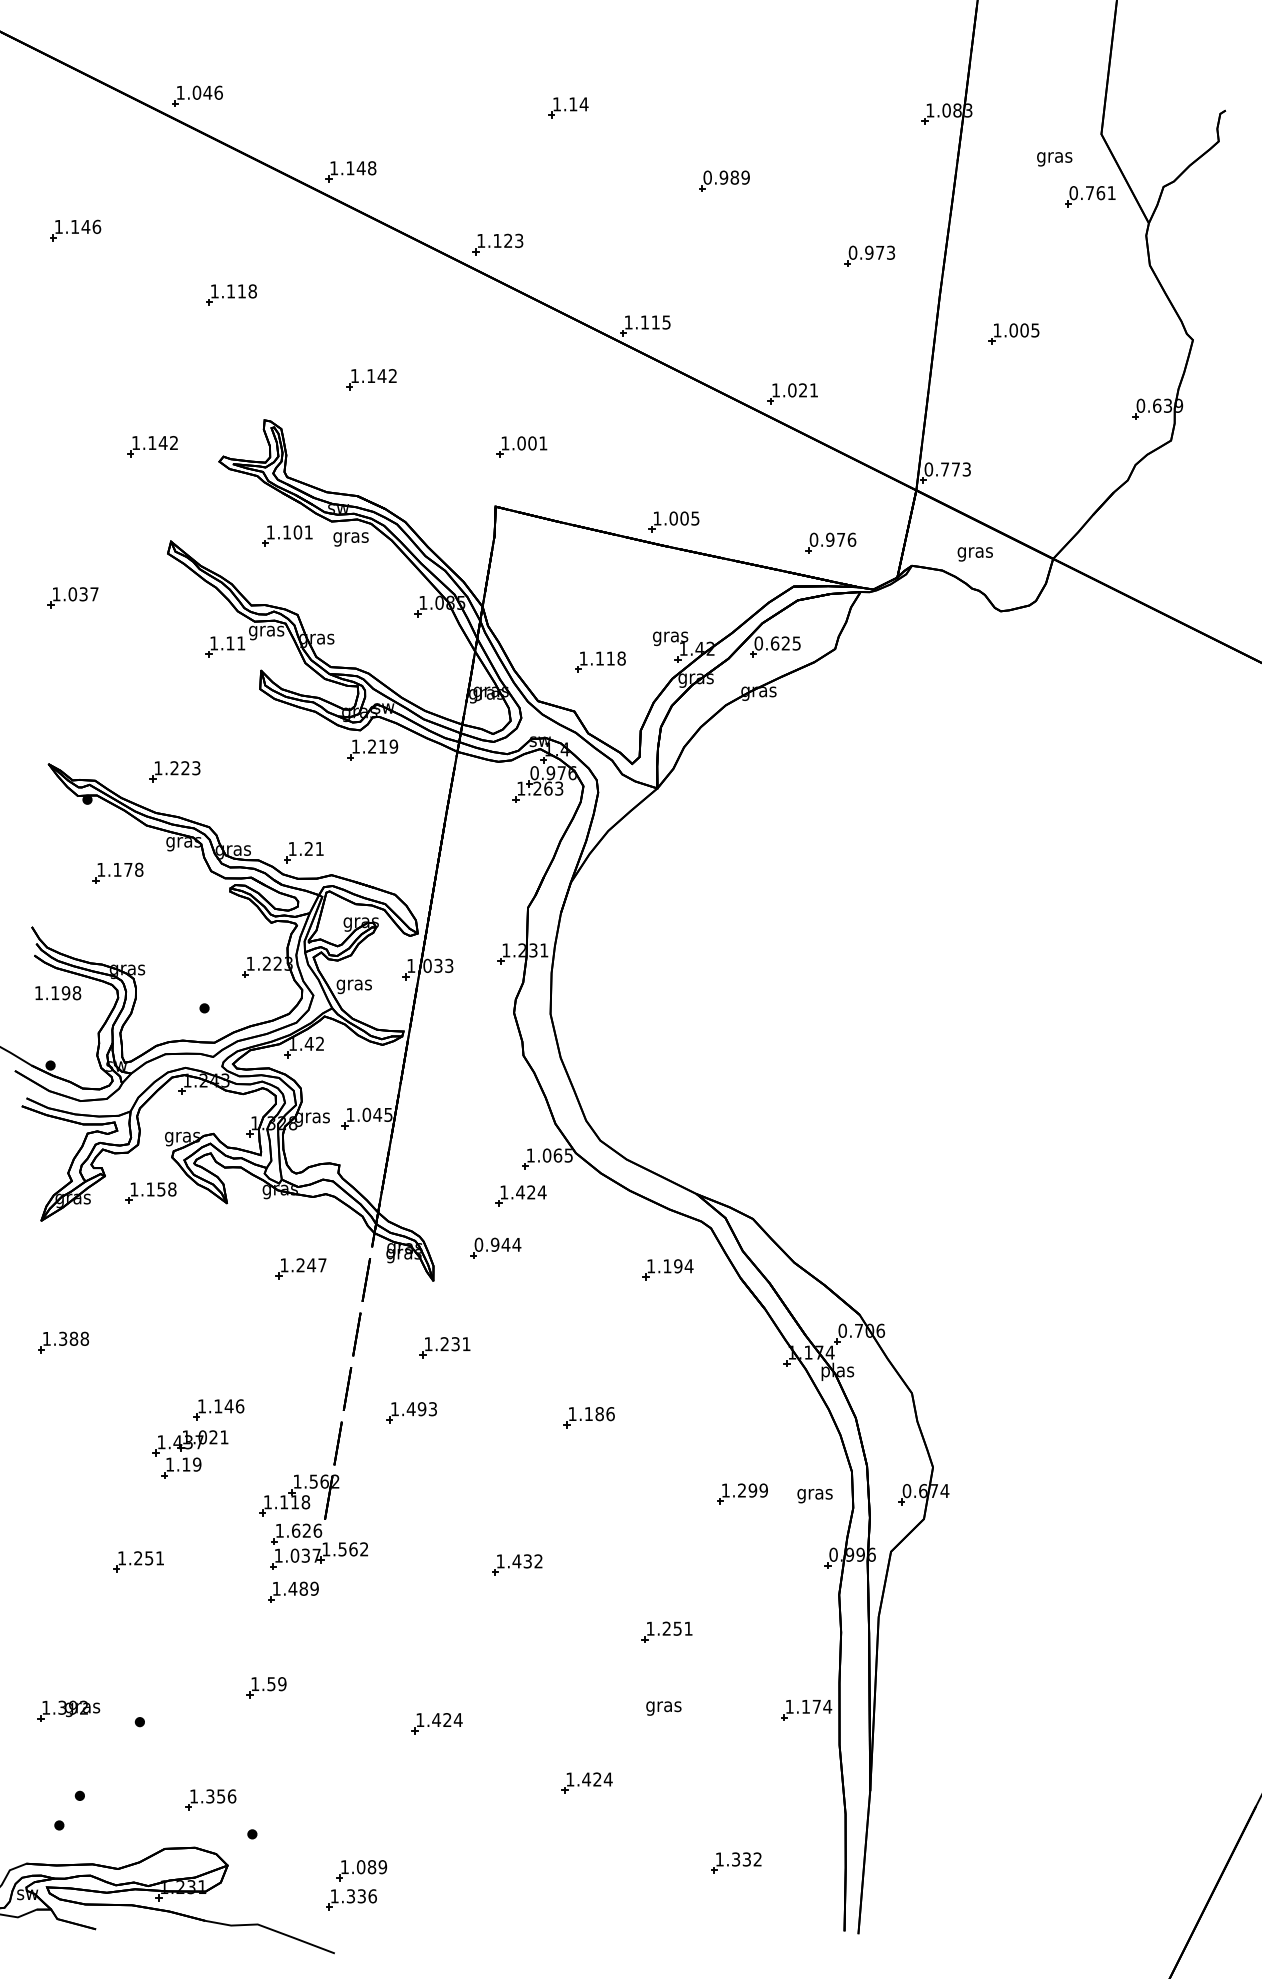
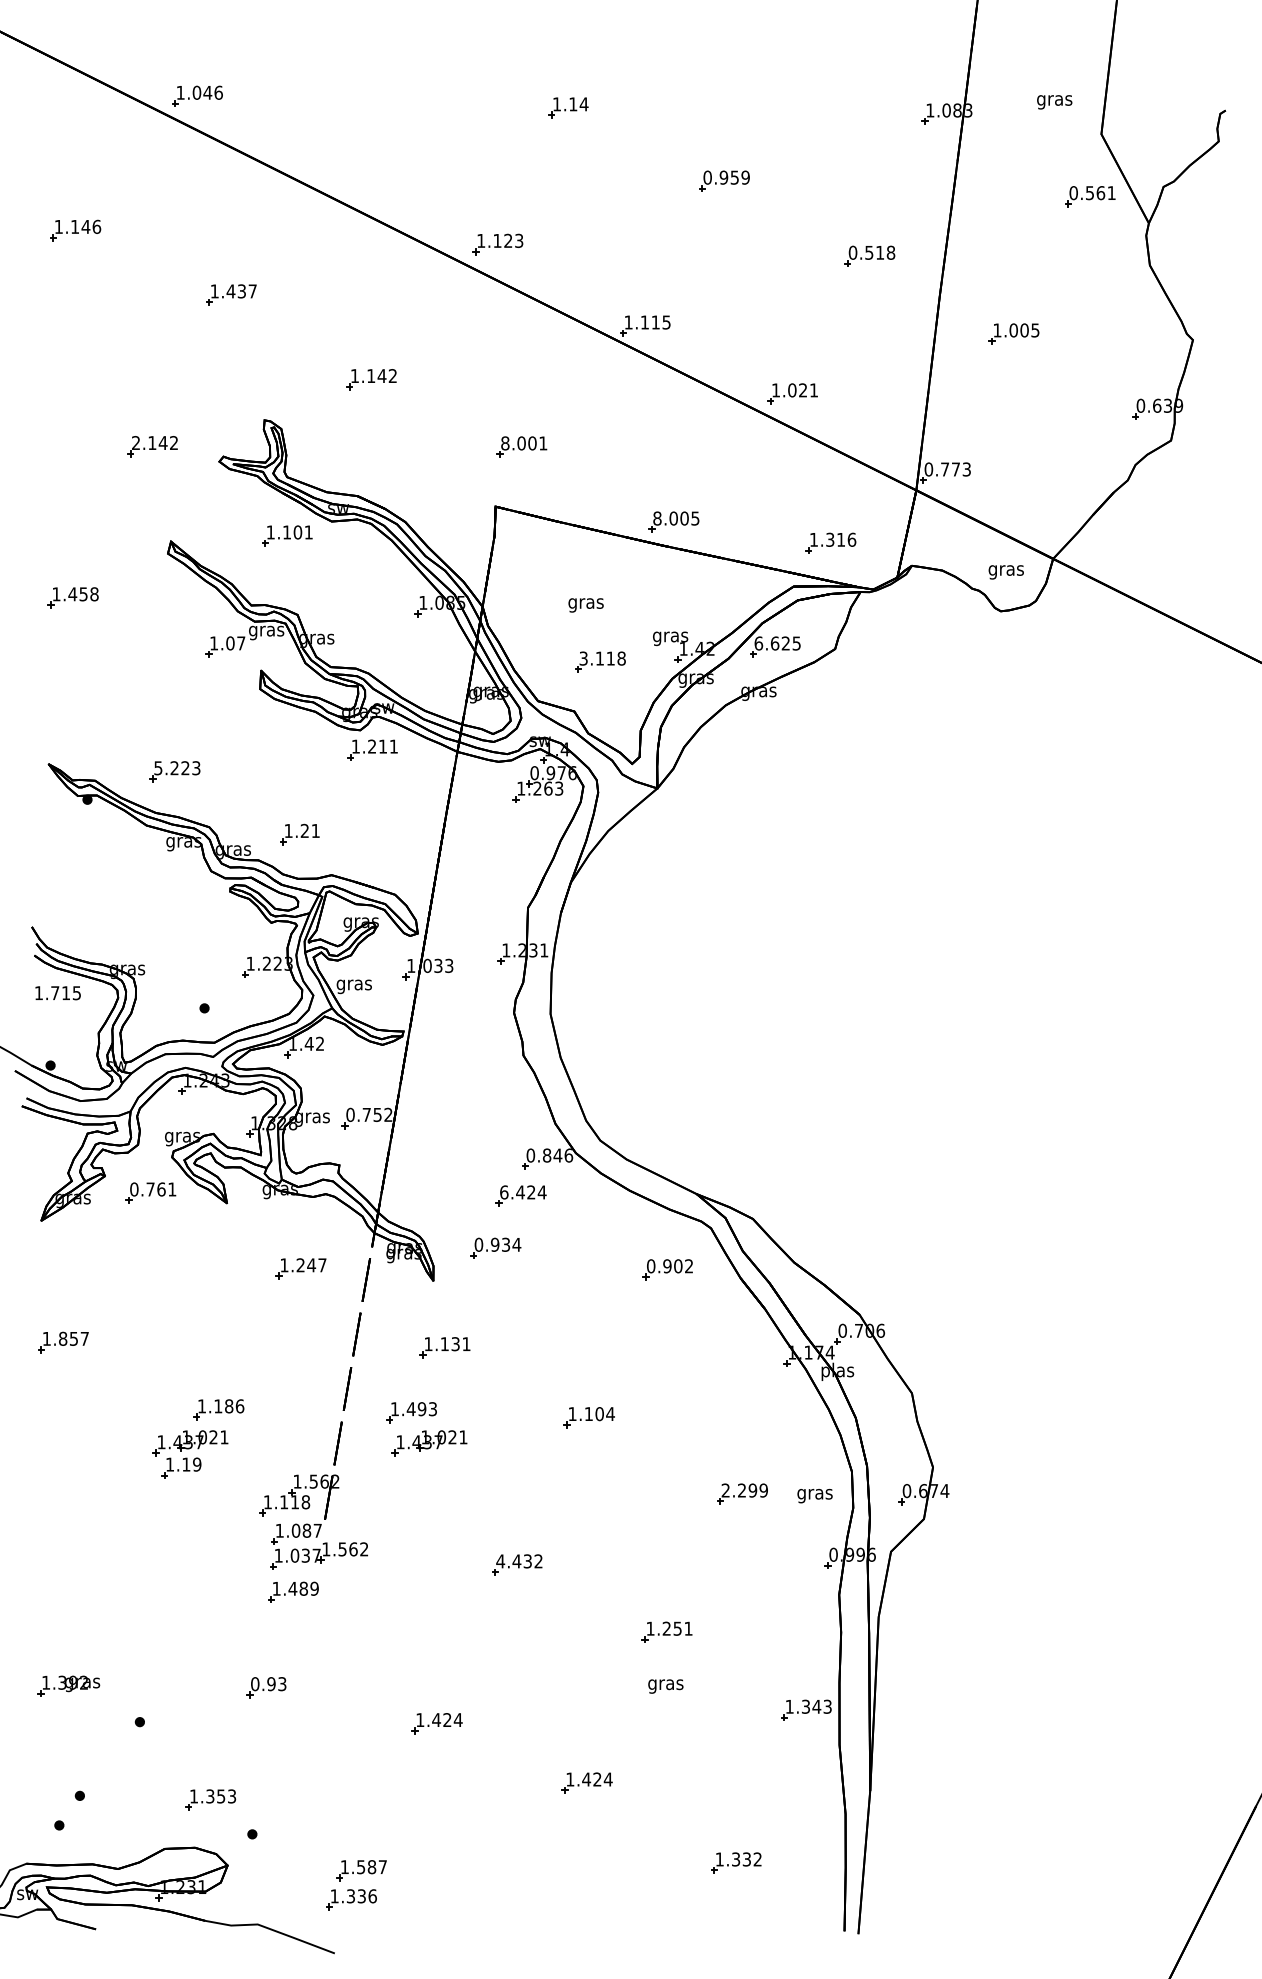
text position: (1054, 159) -> (1054, 102) (1054, 102)
part: present -> none (350, 171)
text: 0.989 -> 0.959 (734, 177)
text: 0.761 -> 0.561 (1089, 193)
text: 0.973 -> 0.518 (880, 252)
text: 1.118 -> 1.437 (241, 291)
text: 1.142 -> 2.142 (135, 442)
text: 1.001 -> 8.001 (505, 443)
text: 1.005 -> 8.005 (657, 518)
text position: (350, 539) -> (585, 605) (585, 605)
text: 0.976 -> 1.316 (827, 539)
text position: (974, 554) -> (1005, 572) (1005, 572)
text: 1.037 -> 1.458 (83, 594)
text: 1.11 -> 1.07 (235, 643)
text: 0.625 -> 6.625 (758, 643)
text: 1.118 -> 3.118 (583, 658)
text: 1.219 -> 1.211 (393, 746)
text: 1.223 -> 5.223 (158, 768)
part position: (303, 852) -> (299, 834) (299, 834)
part: present -> none (117, 872)
text: 1.198 -> 1.715 (66, 993)
text: 1.045 -> 0.752 (369, 1114)
text: 1.065 -> 0.846 (549, 1155)
text: 1.158 -> 0.761 (153, 1189)
text: 1.424 -> 6.424 (504, 1192)
text: 0.944 -> 0.934 (505, 1244)
text: 1.194 -> 0.902 (670, 1266)
text: 1.388 -> 1.857 (74, 1338)
text: 1.231 -> 1.131 (444, 1343)
text: 1.146 -> 1.186 (228, 1406)
text: 1.186 -> 1.104 (604, 1414)
part: none -> present (429, 1443)
text: 1.299 -> 2.299 (725, 1490)
text: 1.626 -> 1.087 (307, 1530)
part: present -> none (138, 1561)
text: 1.432 -> 4.432 (500, 1561)
text: 1.59 -> 0.93 (268, 1684)
text: 1.174 -> 1.343 (816, 1706)
text position: (663, 1708) -> (665, 1686) (665, 1686)
part position: (68, 1710) -> (68, 1685) (68, 1685)
text: 1.356 -> 1.353 (231, 1796)
text: 1.089 -> 1.587 (372, 1867)
